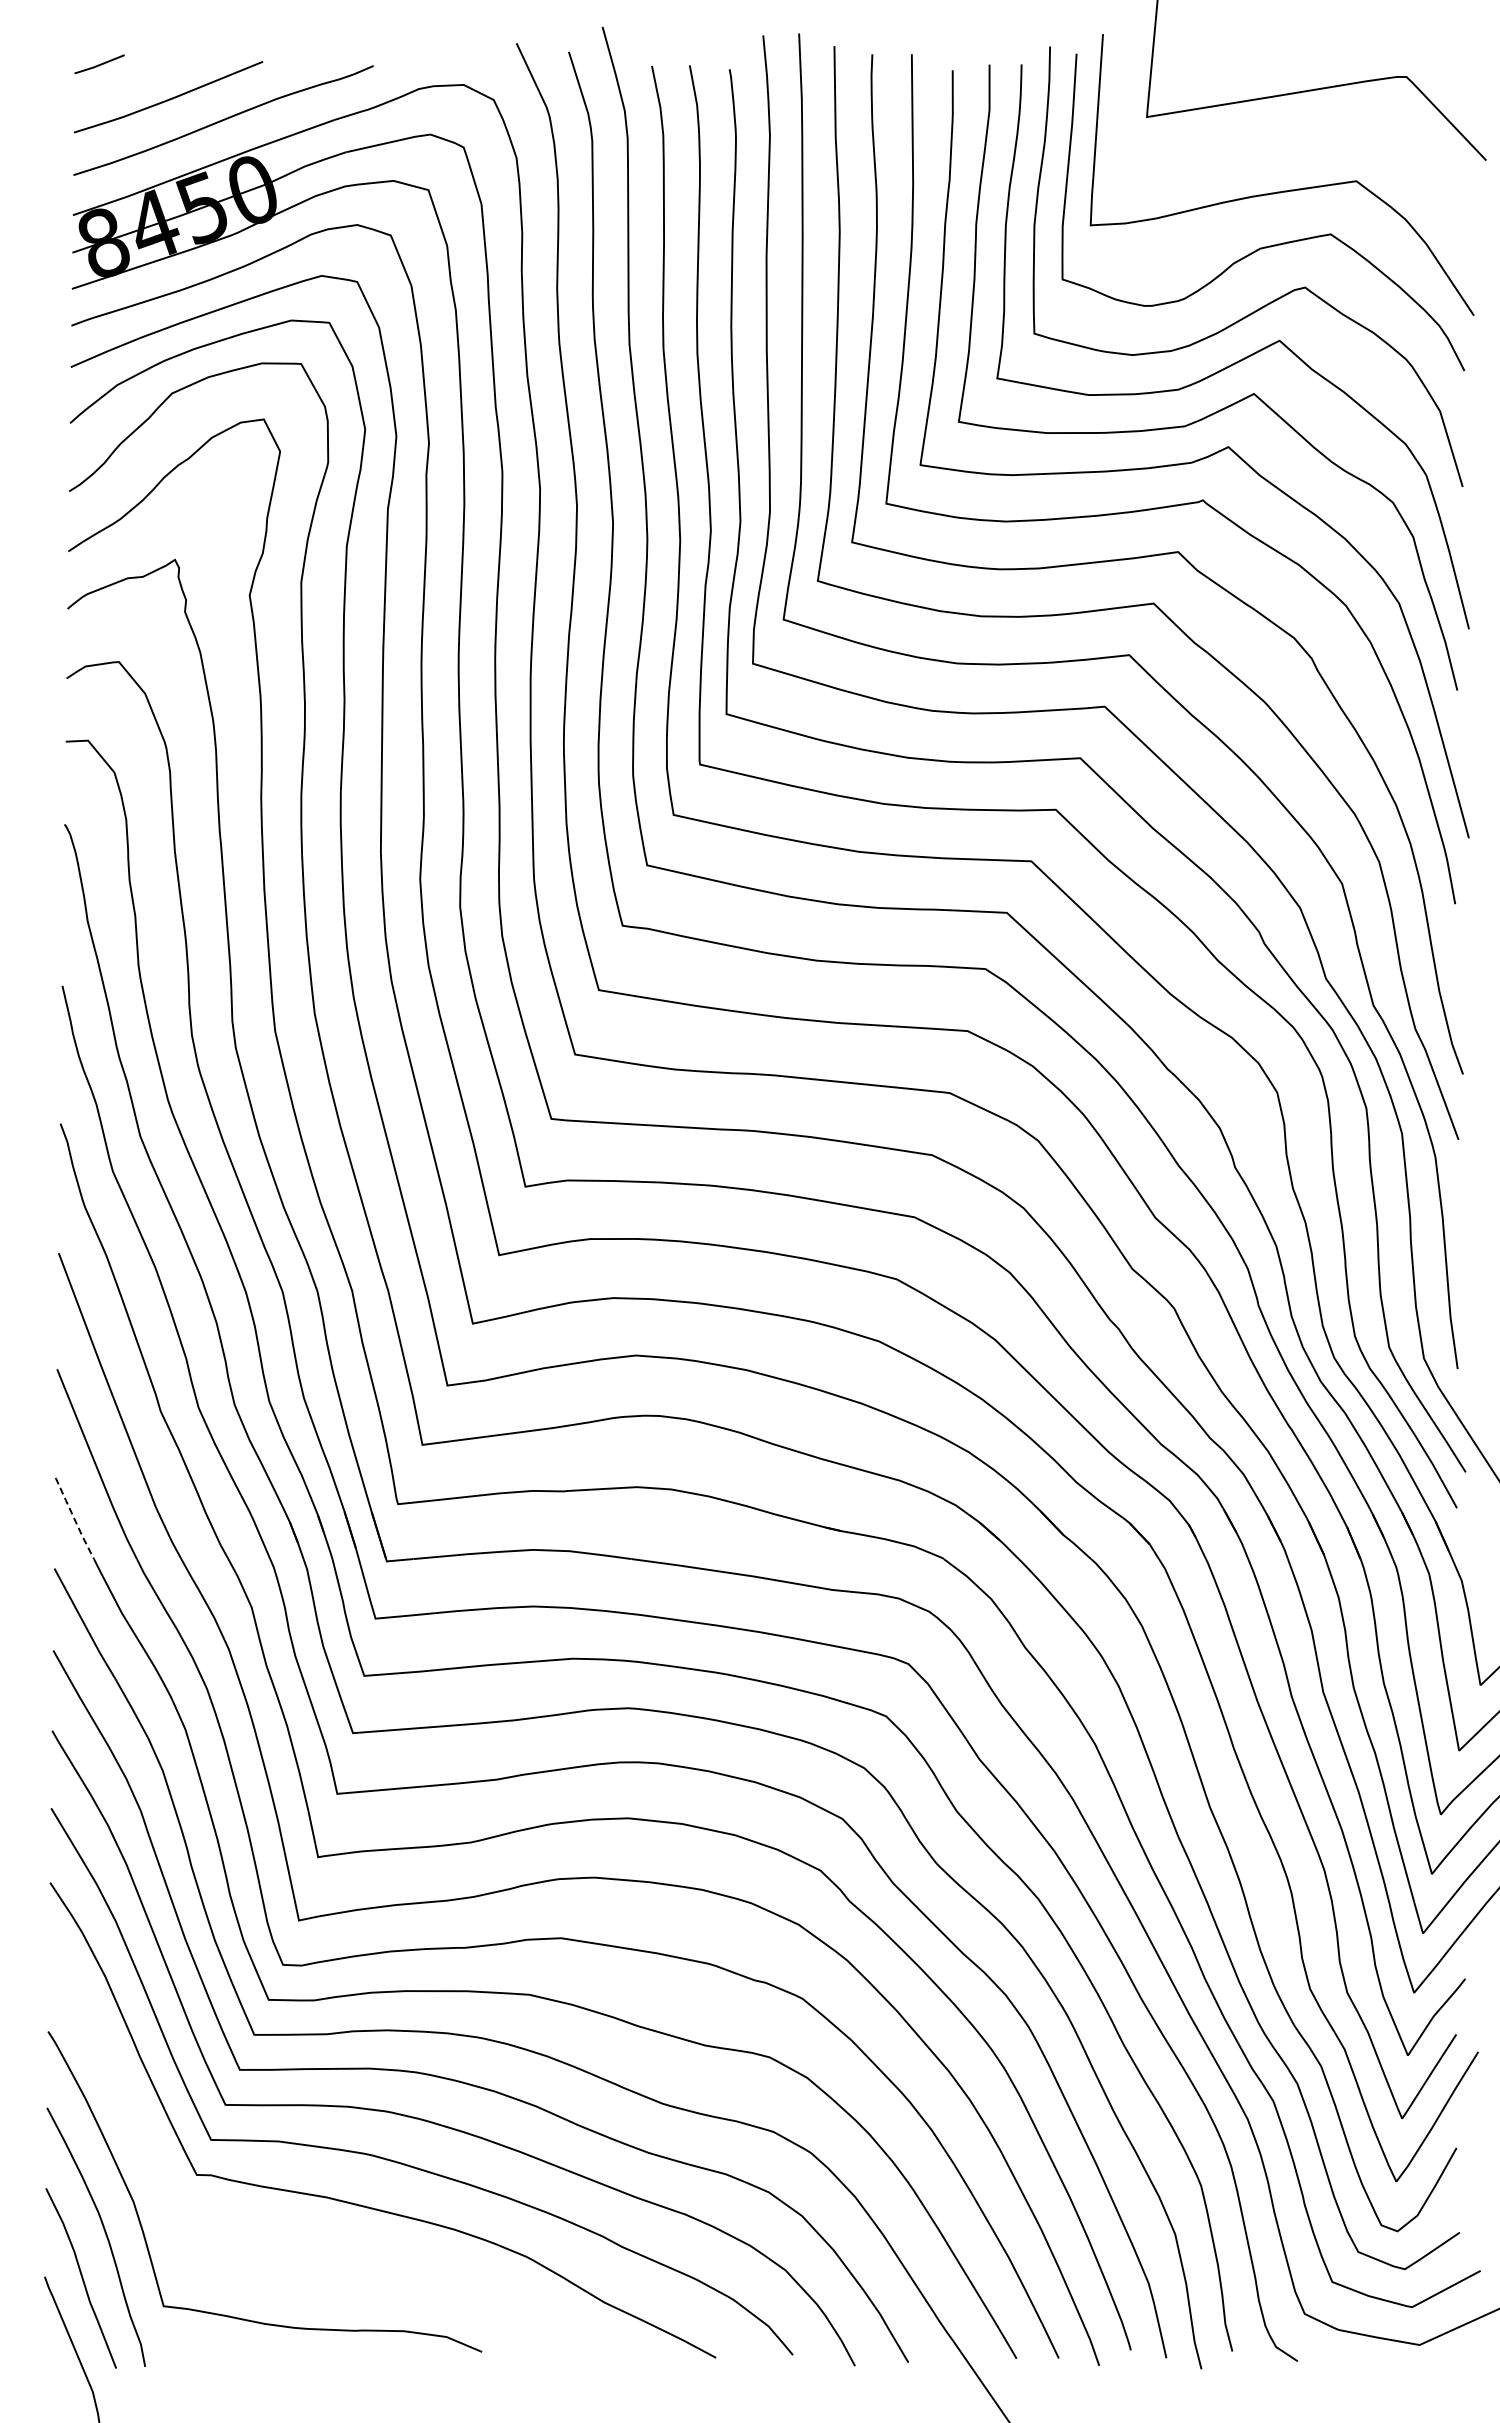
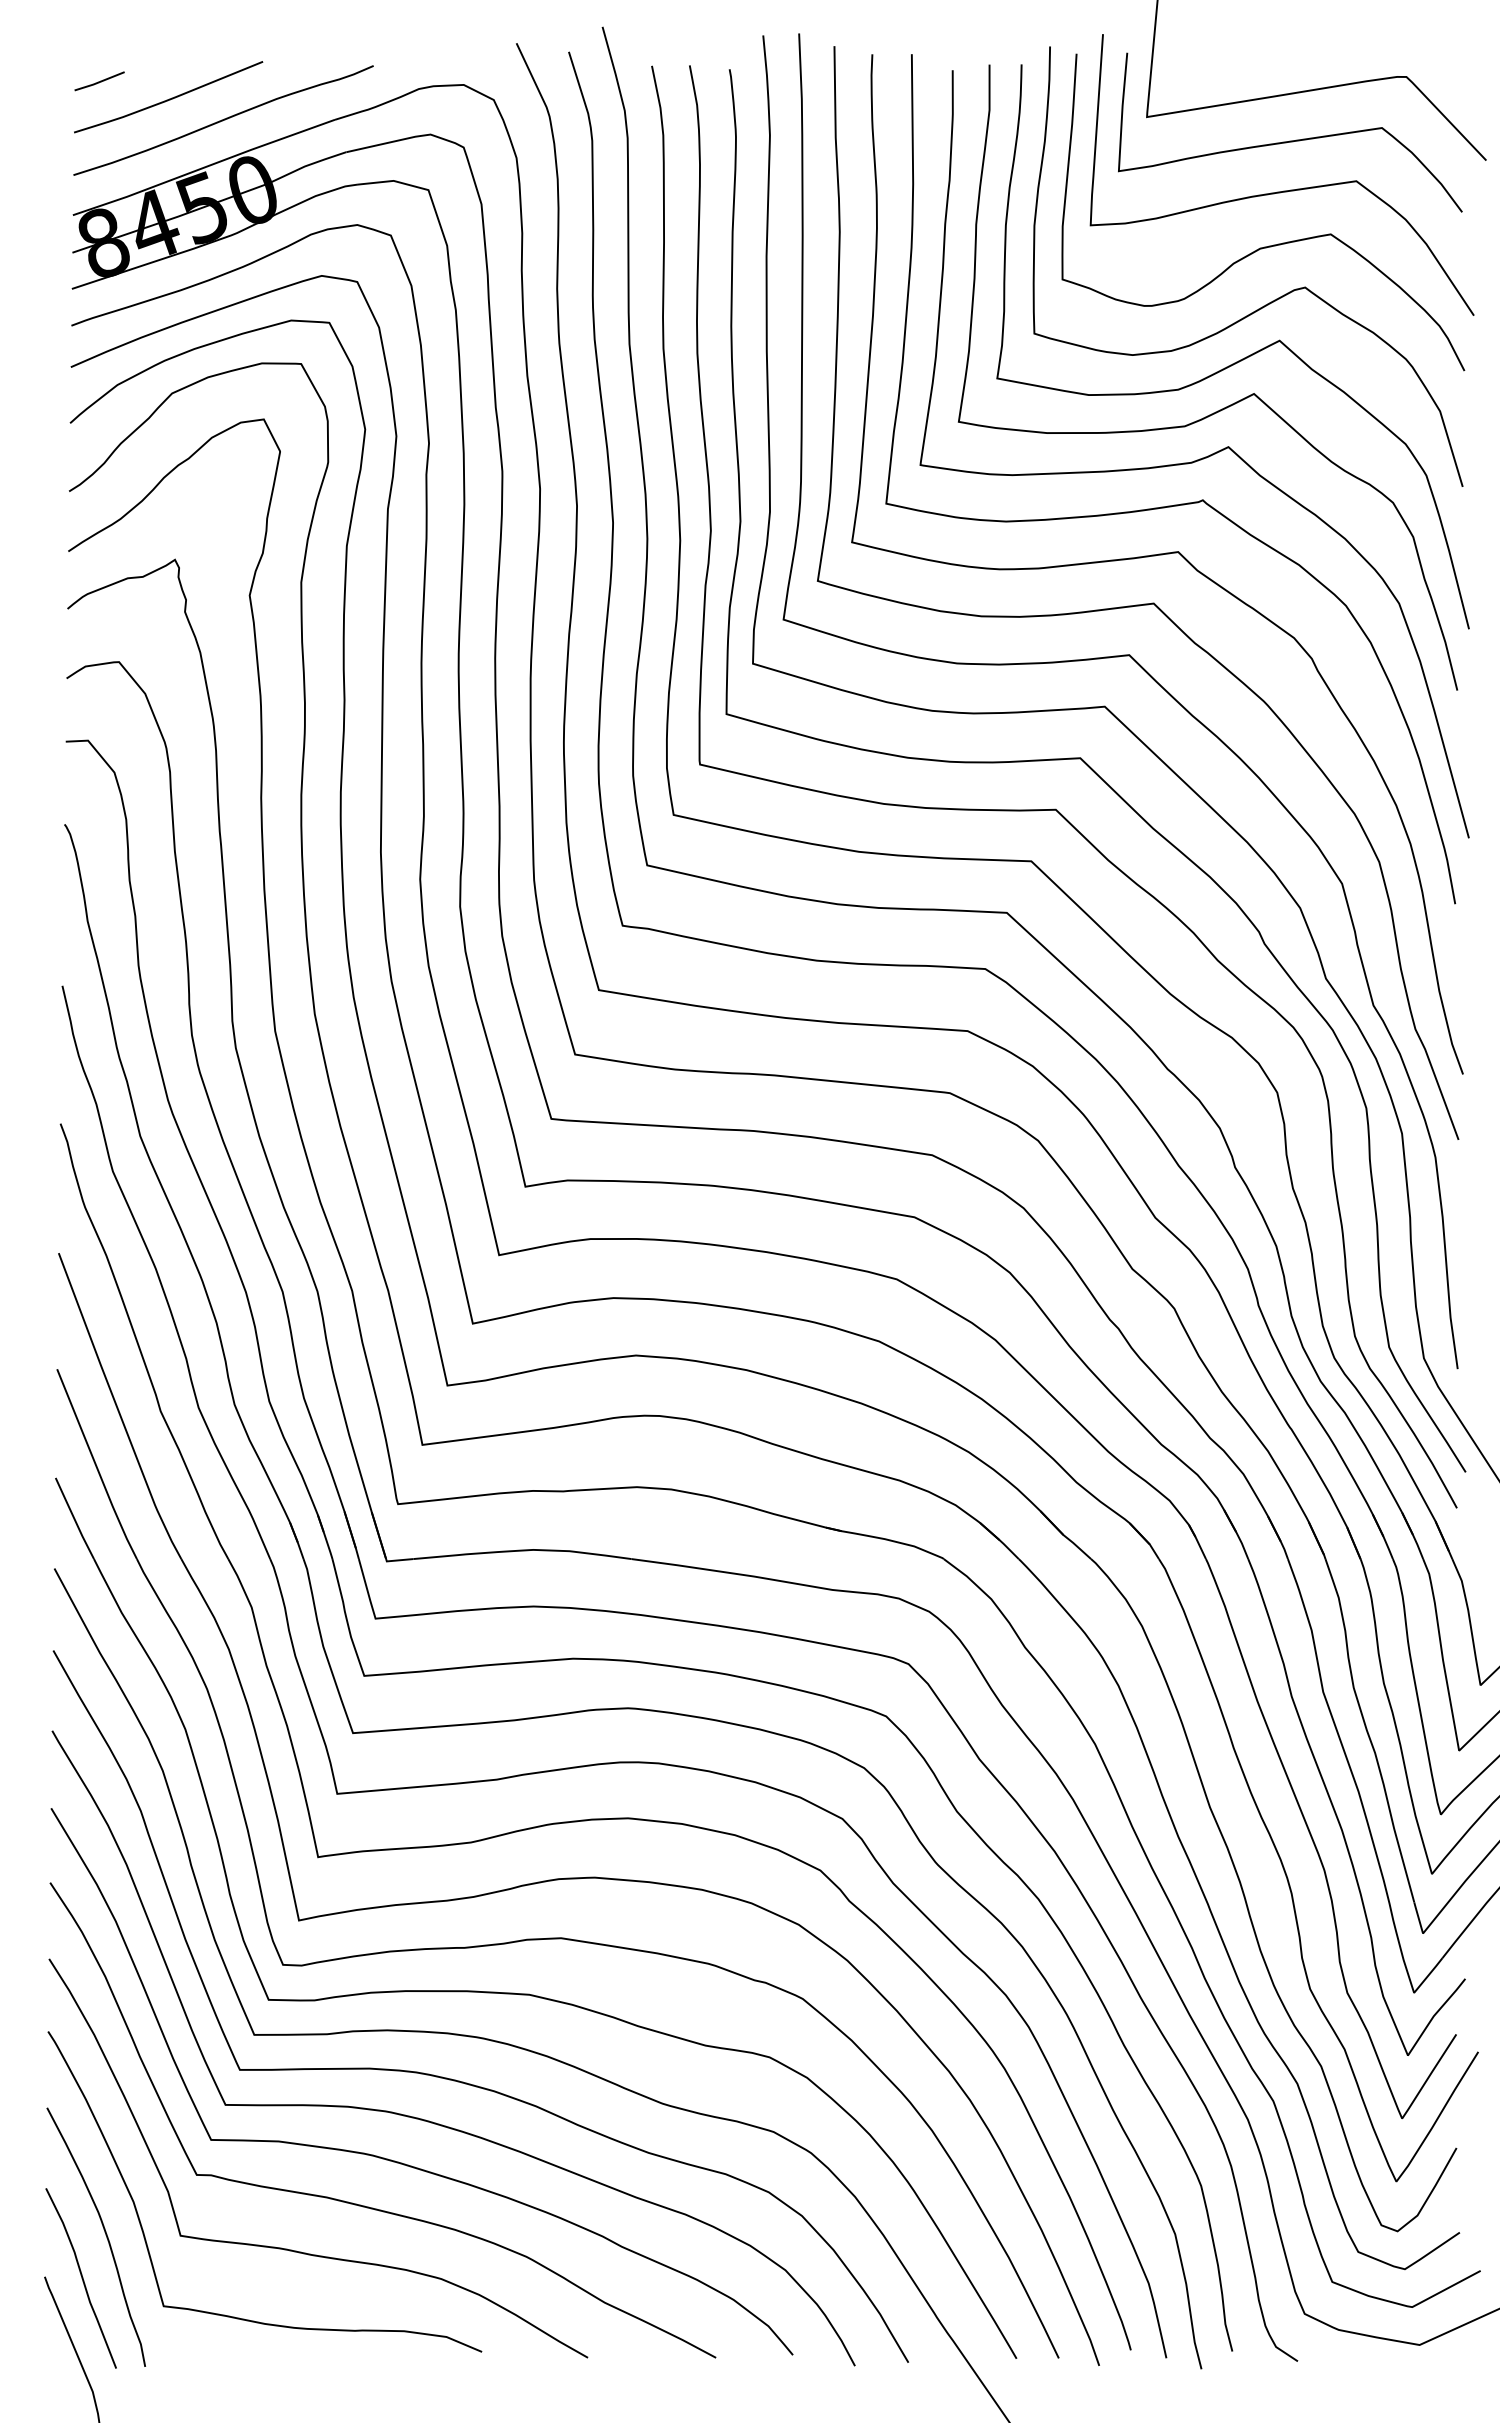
line position: (99, 64) -> (99, 81) (99, 81)
curve: none -> present (1290, 140)
line: dashed -> solid (74, 1519)
curve: none -> present (301, 2251)
